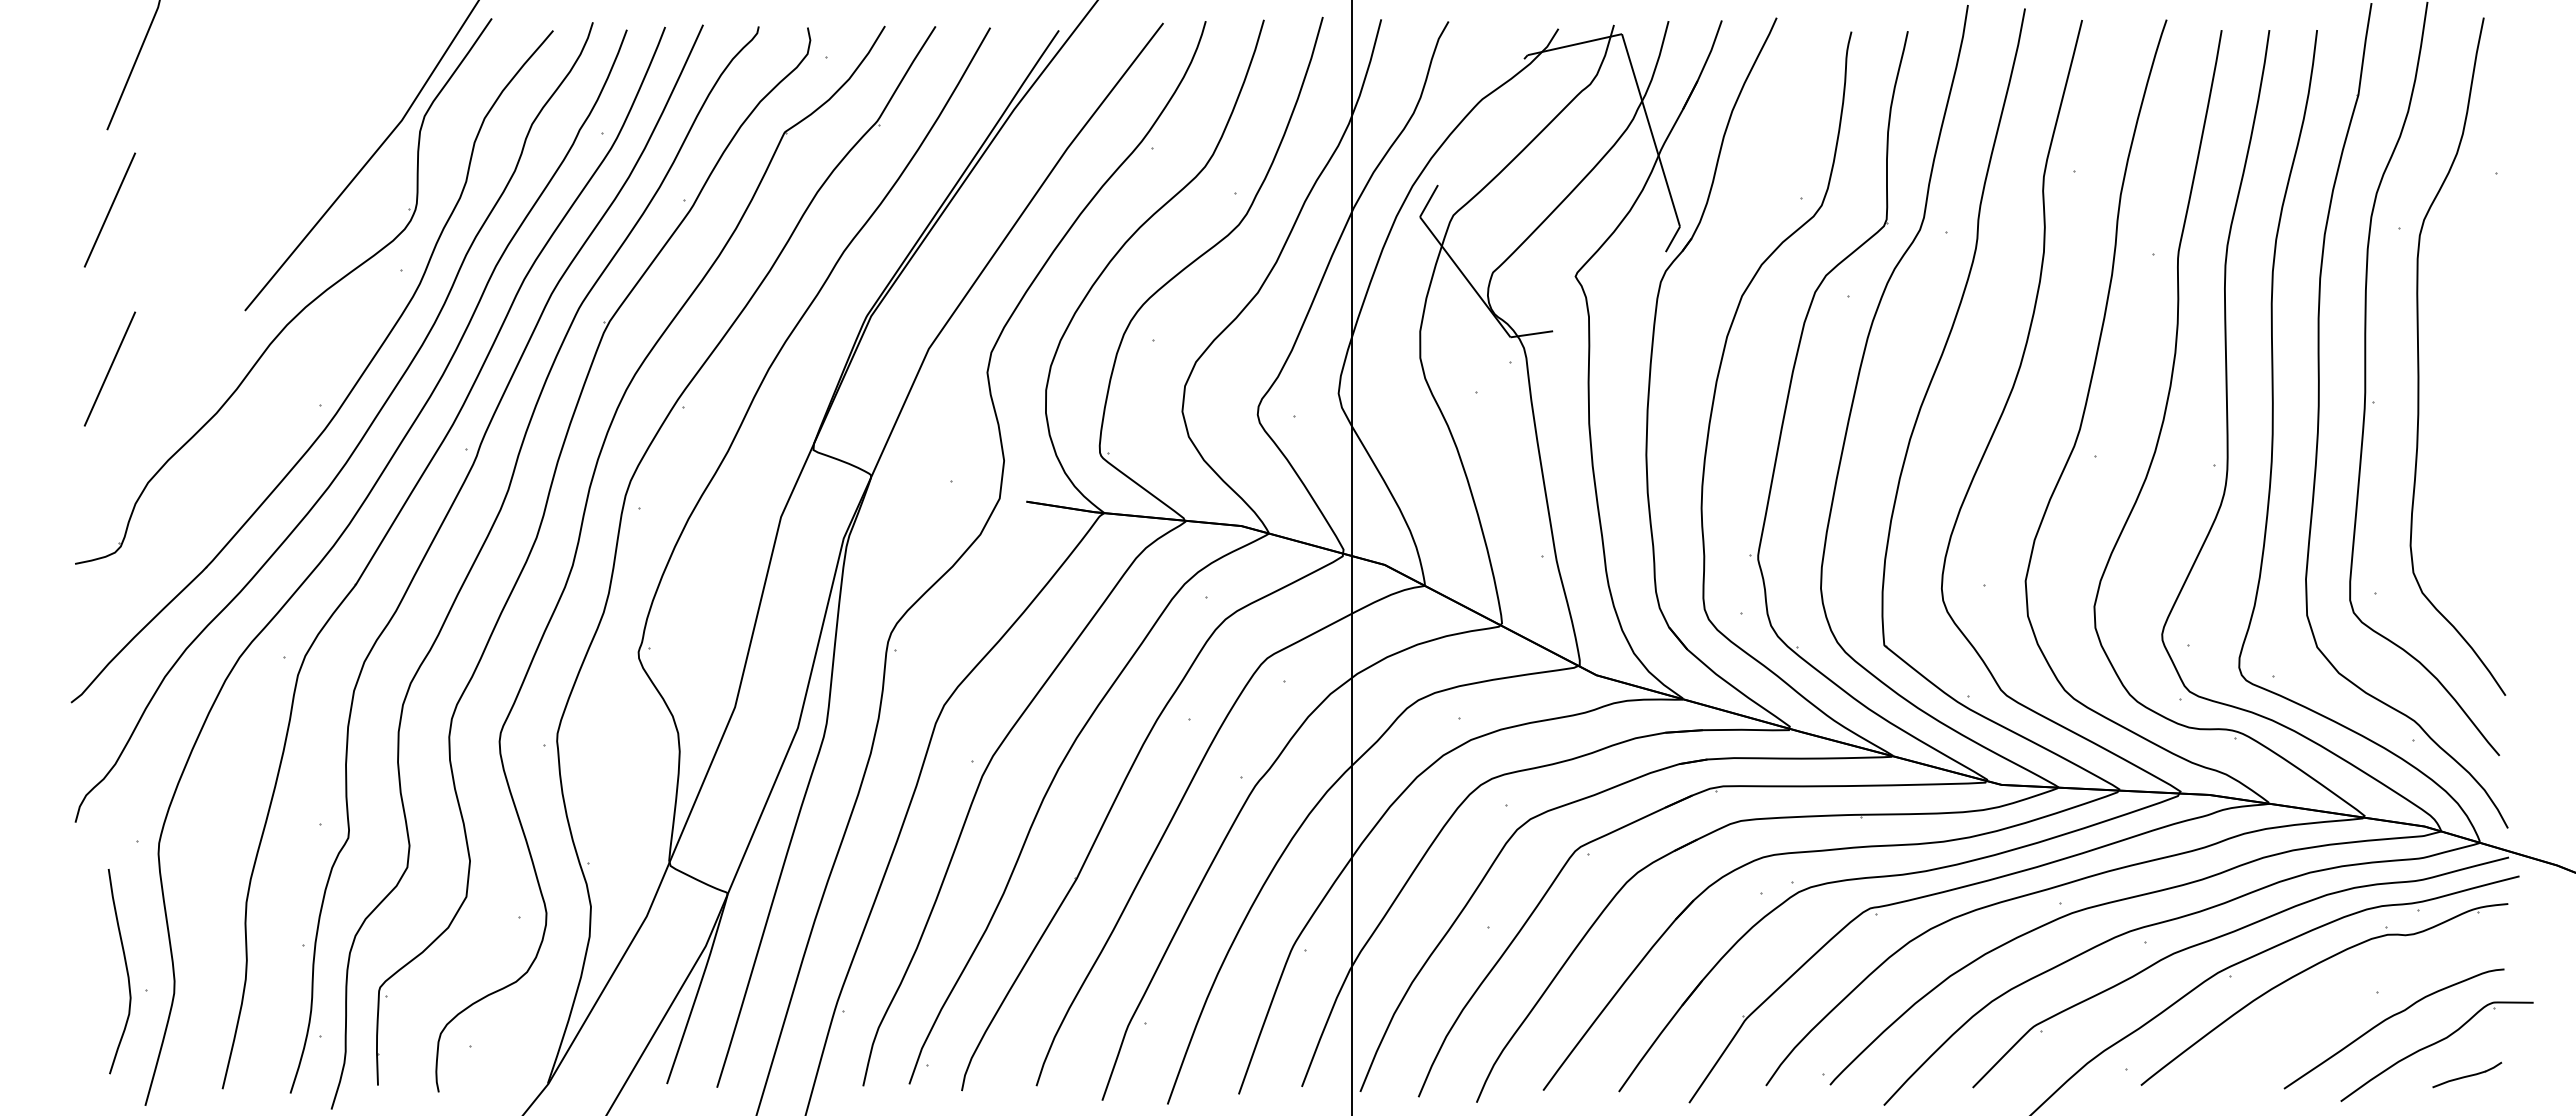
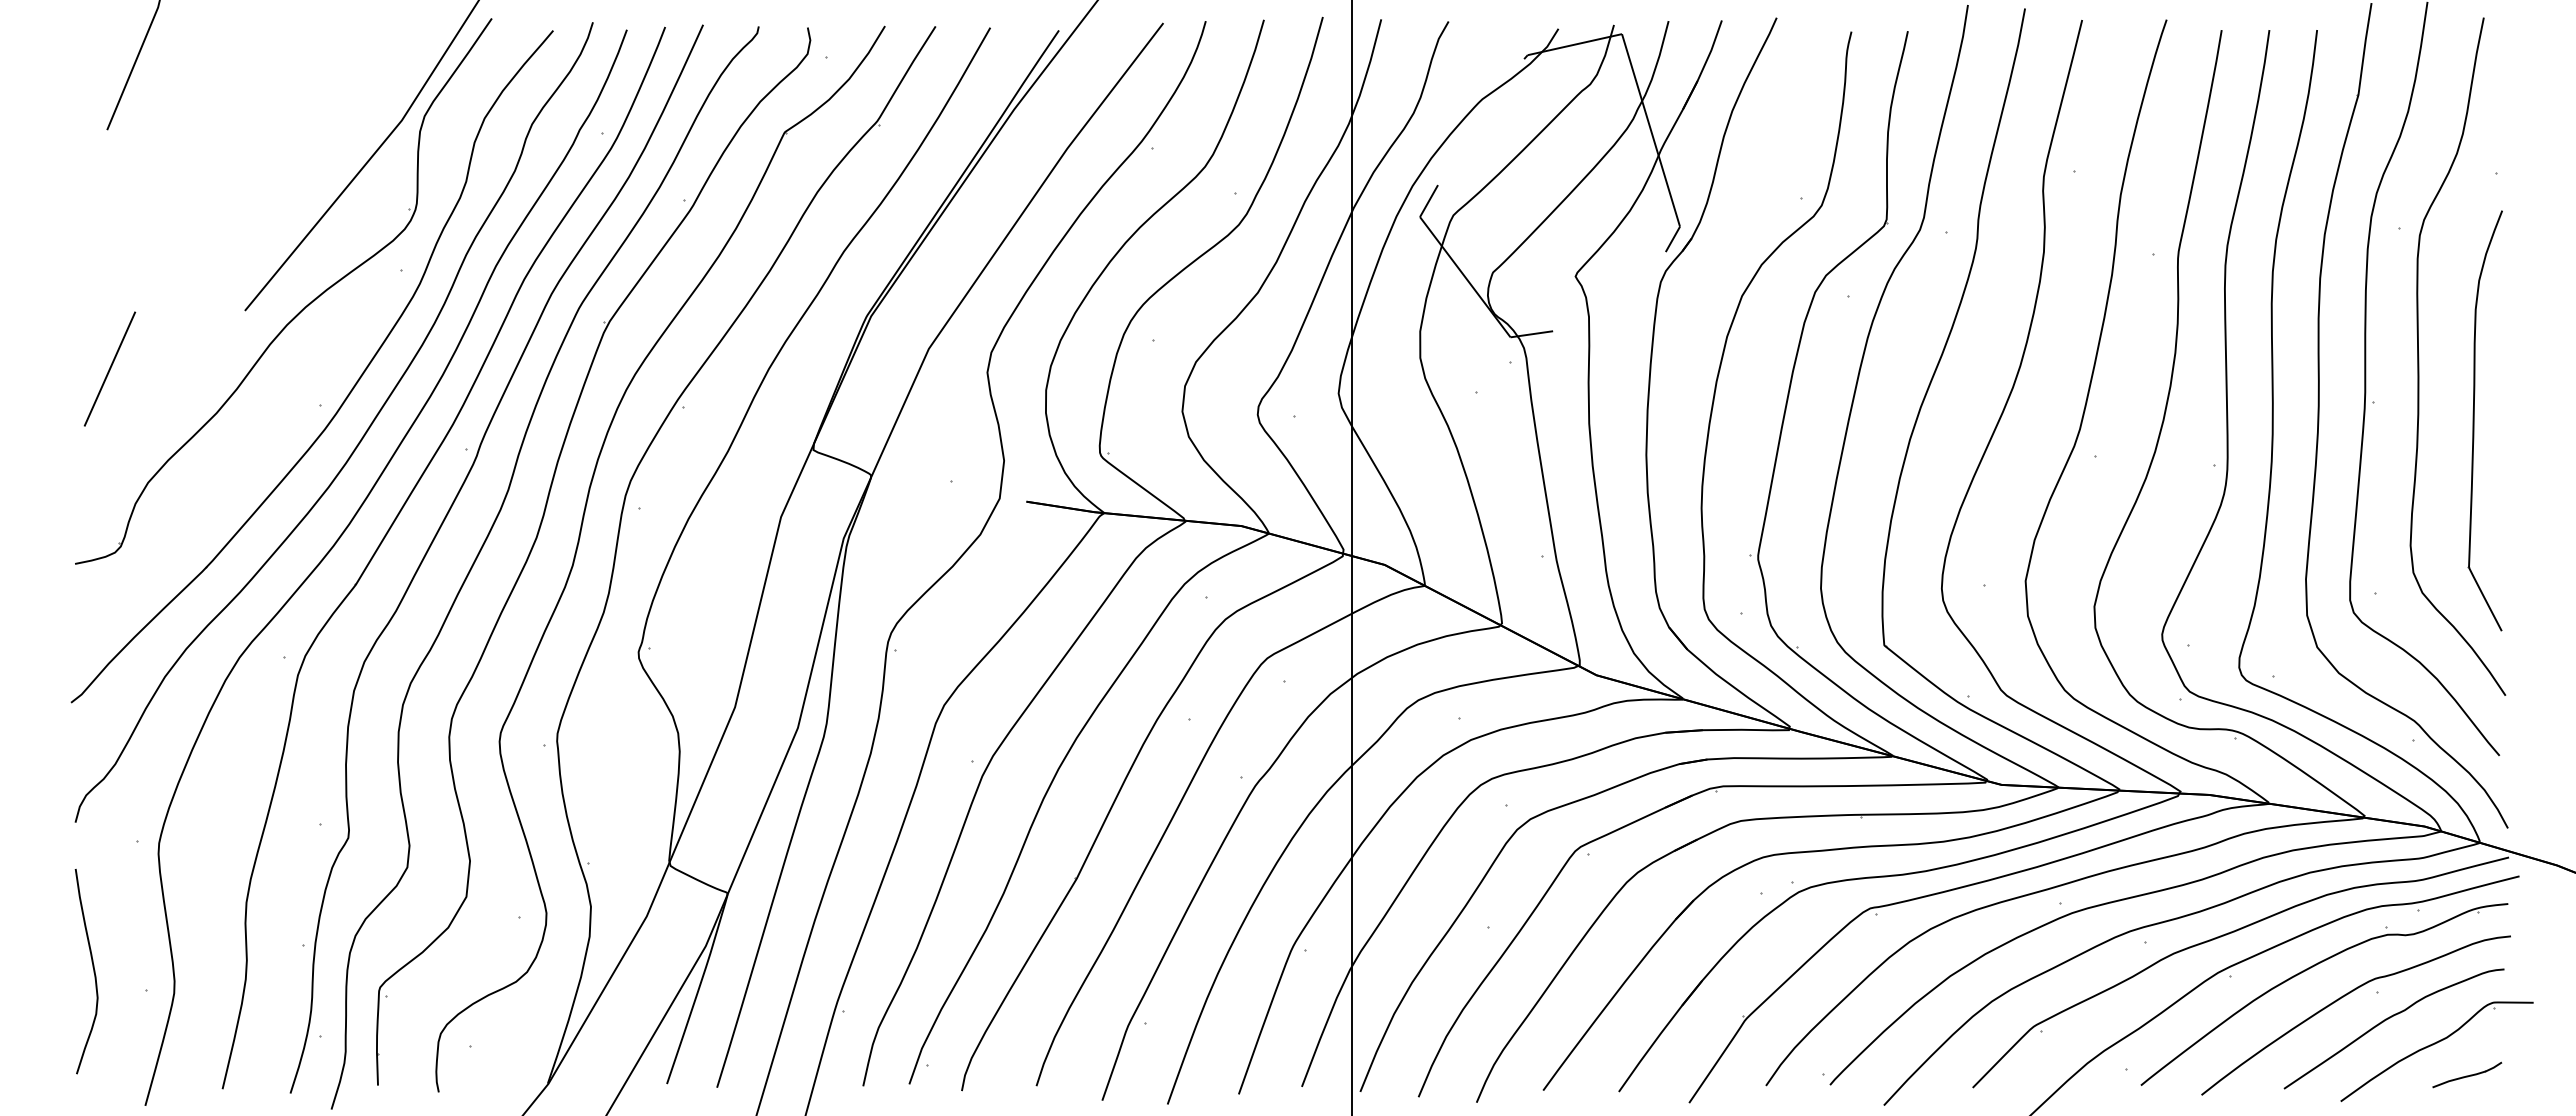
line: present -> none (109, 209)
part: none -> present (2474, 420)
curve position: (126, 971) -> (93, 971) (93, 971)
curve: none -> present (2345, 996)
